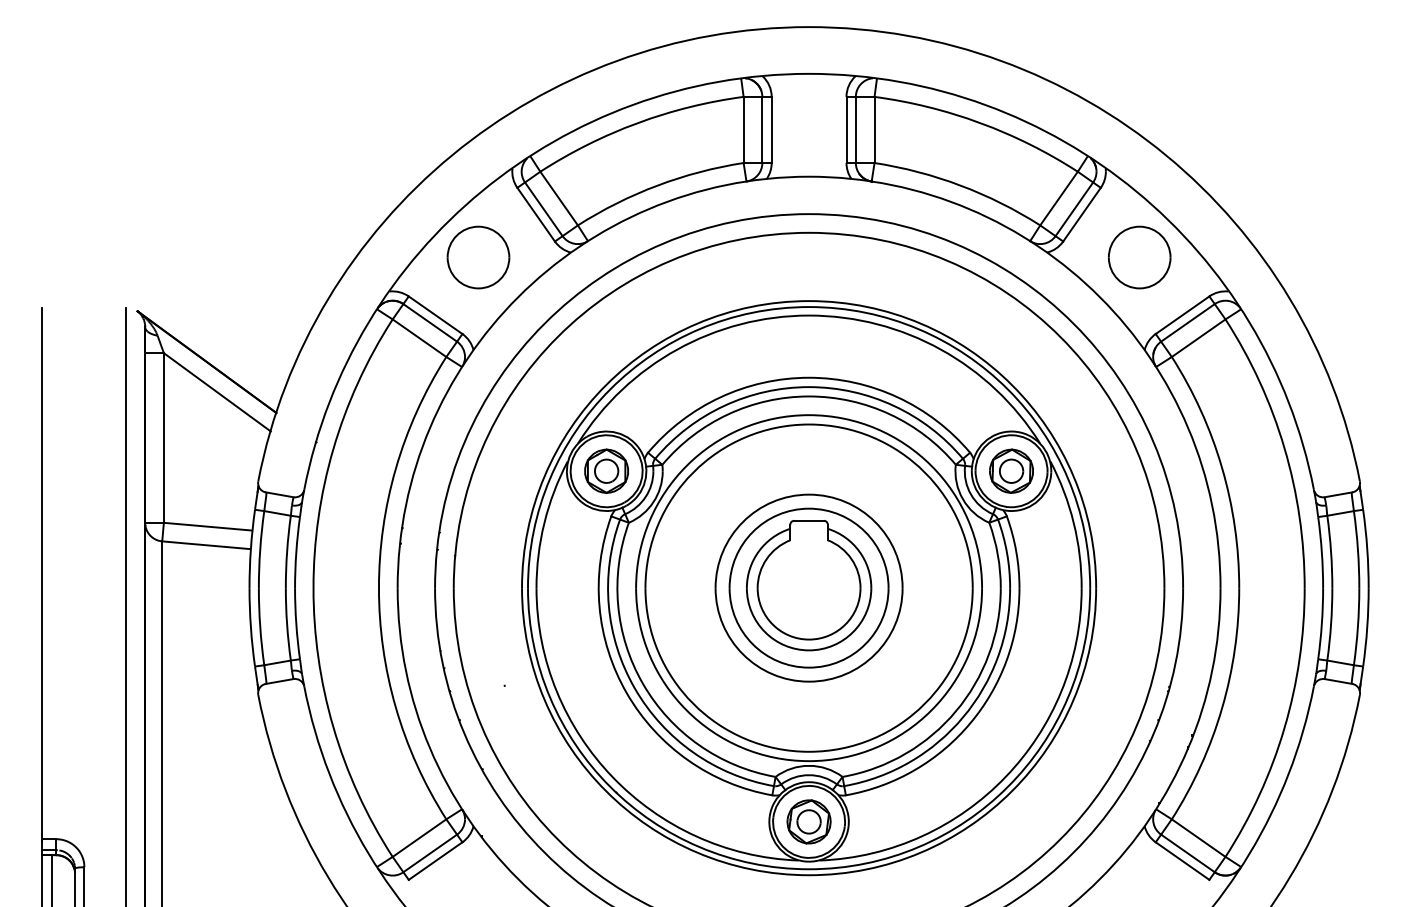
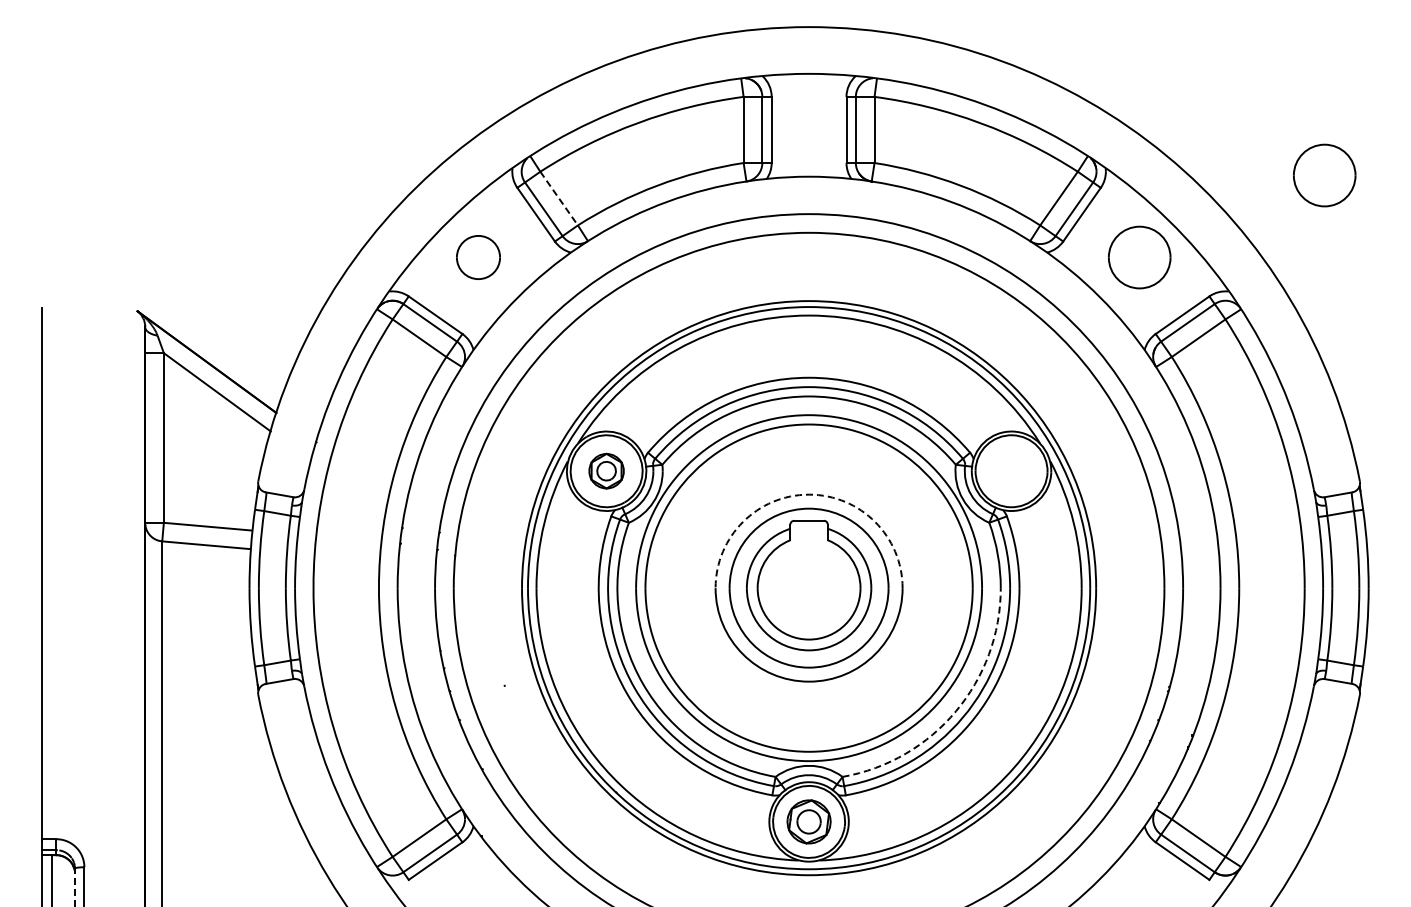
part: none -> present (1324, 175)
line: solid -> dashed (559, 198)
part size: 65x65 px -> 45x45 px (478, 257)
part size: 45x46 px -> 37x38 px (606, 470)
part: present -> none (1011, 470)
arc: solid -> dashed (809, 494)
line: present -> none (126, 605)
arc: solid -> dashed (956, 711)
line: solid -> dashed (75, 887)
